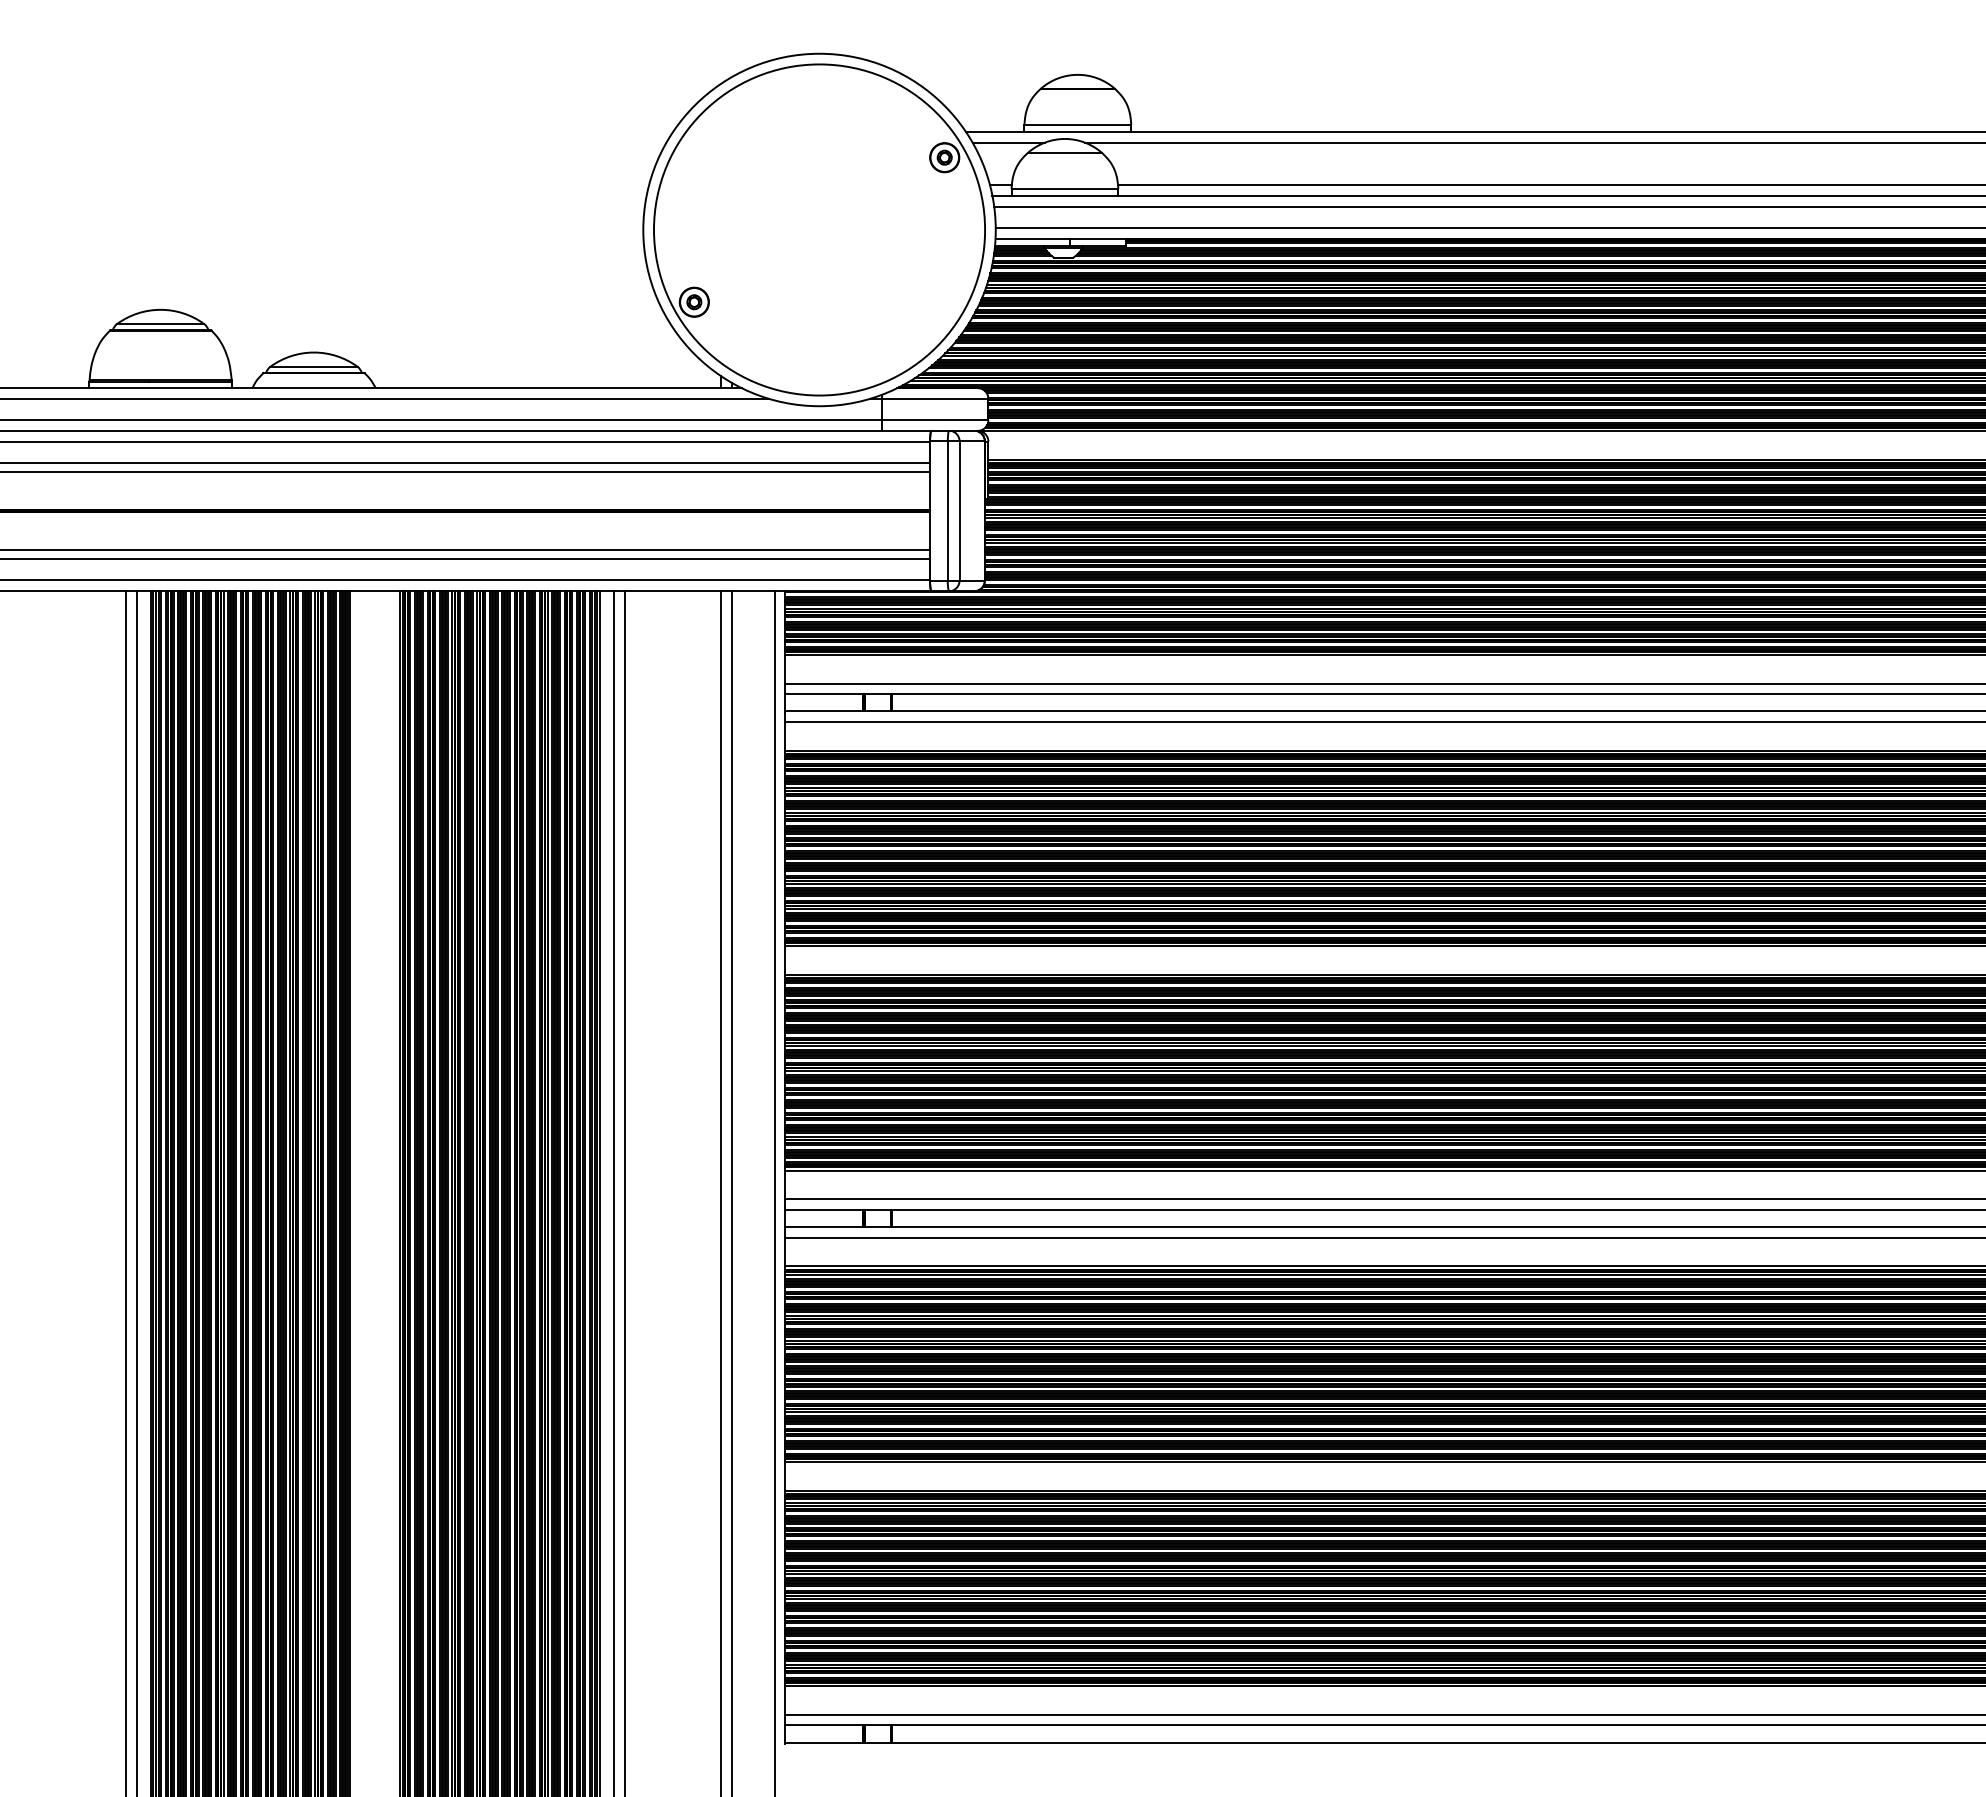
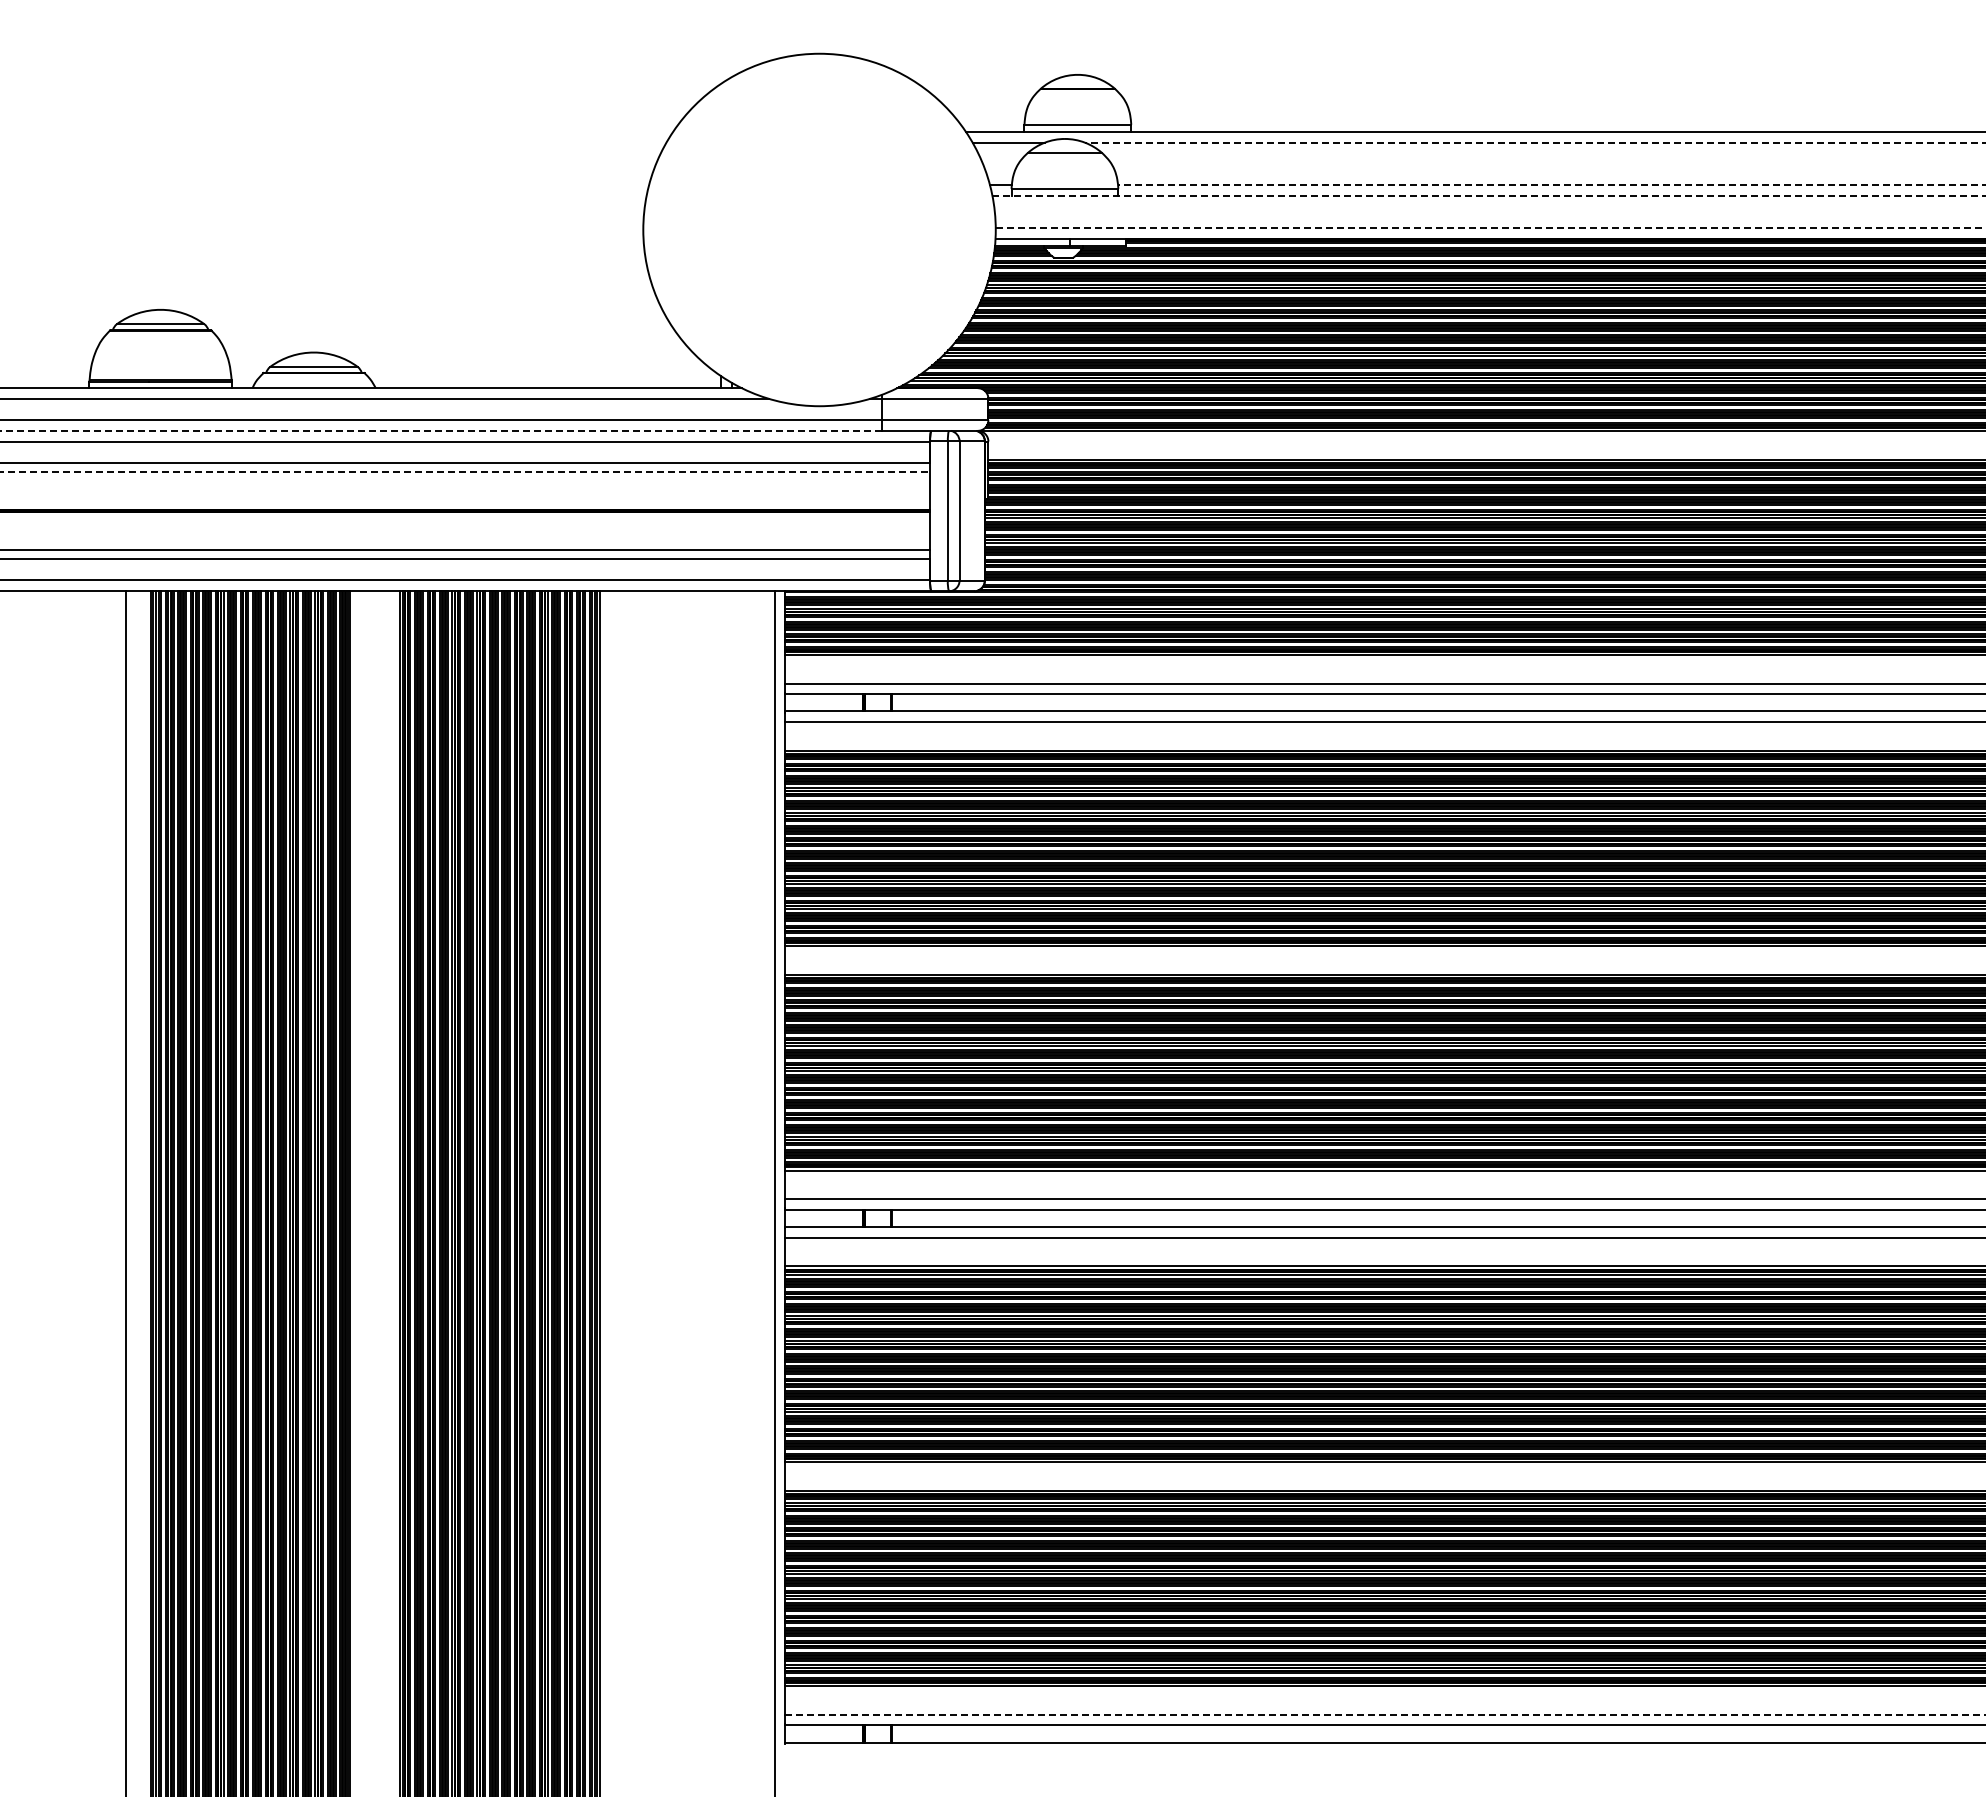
line: solid -> dashed (1534, 142)
line: solid -> dashed (1551, 185)
line: solid -> dashed (1489, 195)
line: present -> none (1488, 206)
line: solid -> dashed (1490, 227)
part: present -> none (819, 229)
line: solid -> dashed (440, 430)
line: solid -> dashed (465, 471)
line: present -> none (136, 1192)
line: present -> none (613, 1192)
line: present -> none (624, 1192)
line: present -> none (721, 1192)
line: present -> none (732, 1192)
line: solid -> dashed (1385, 1714)
